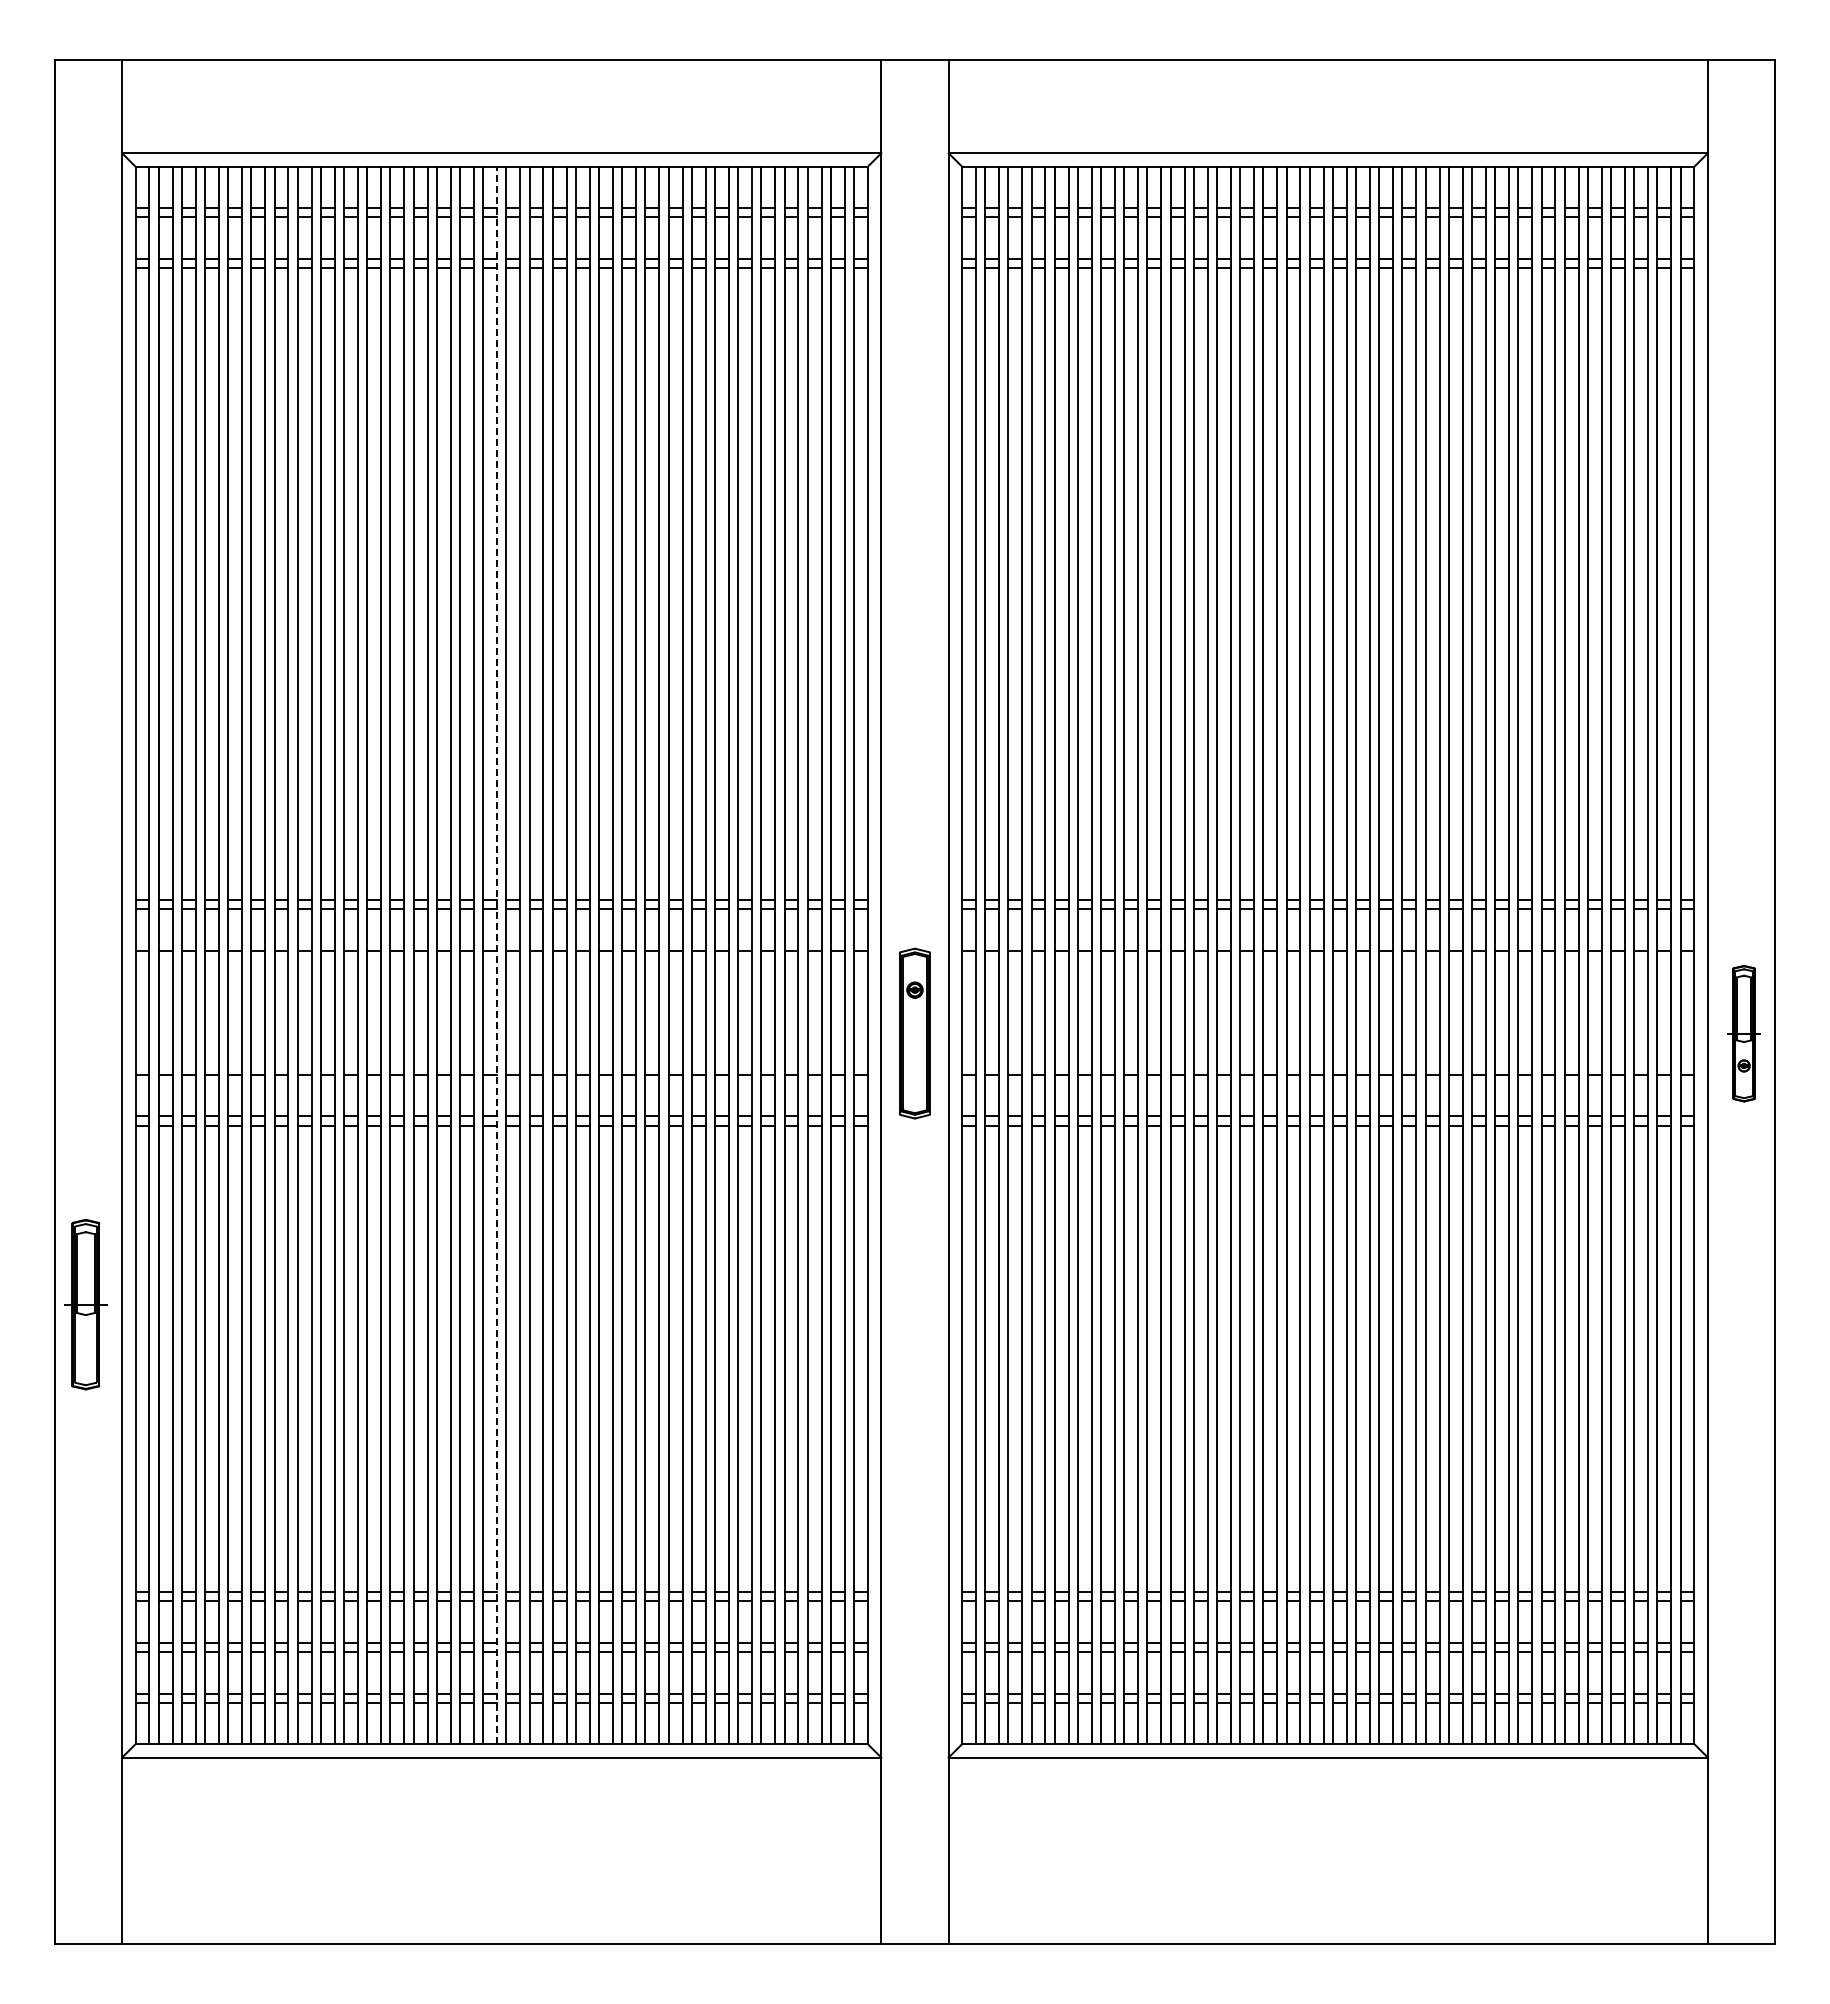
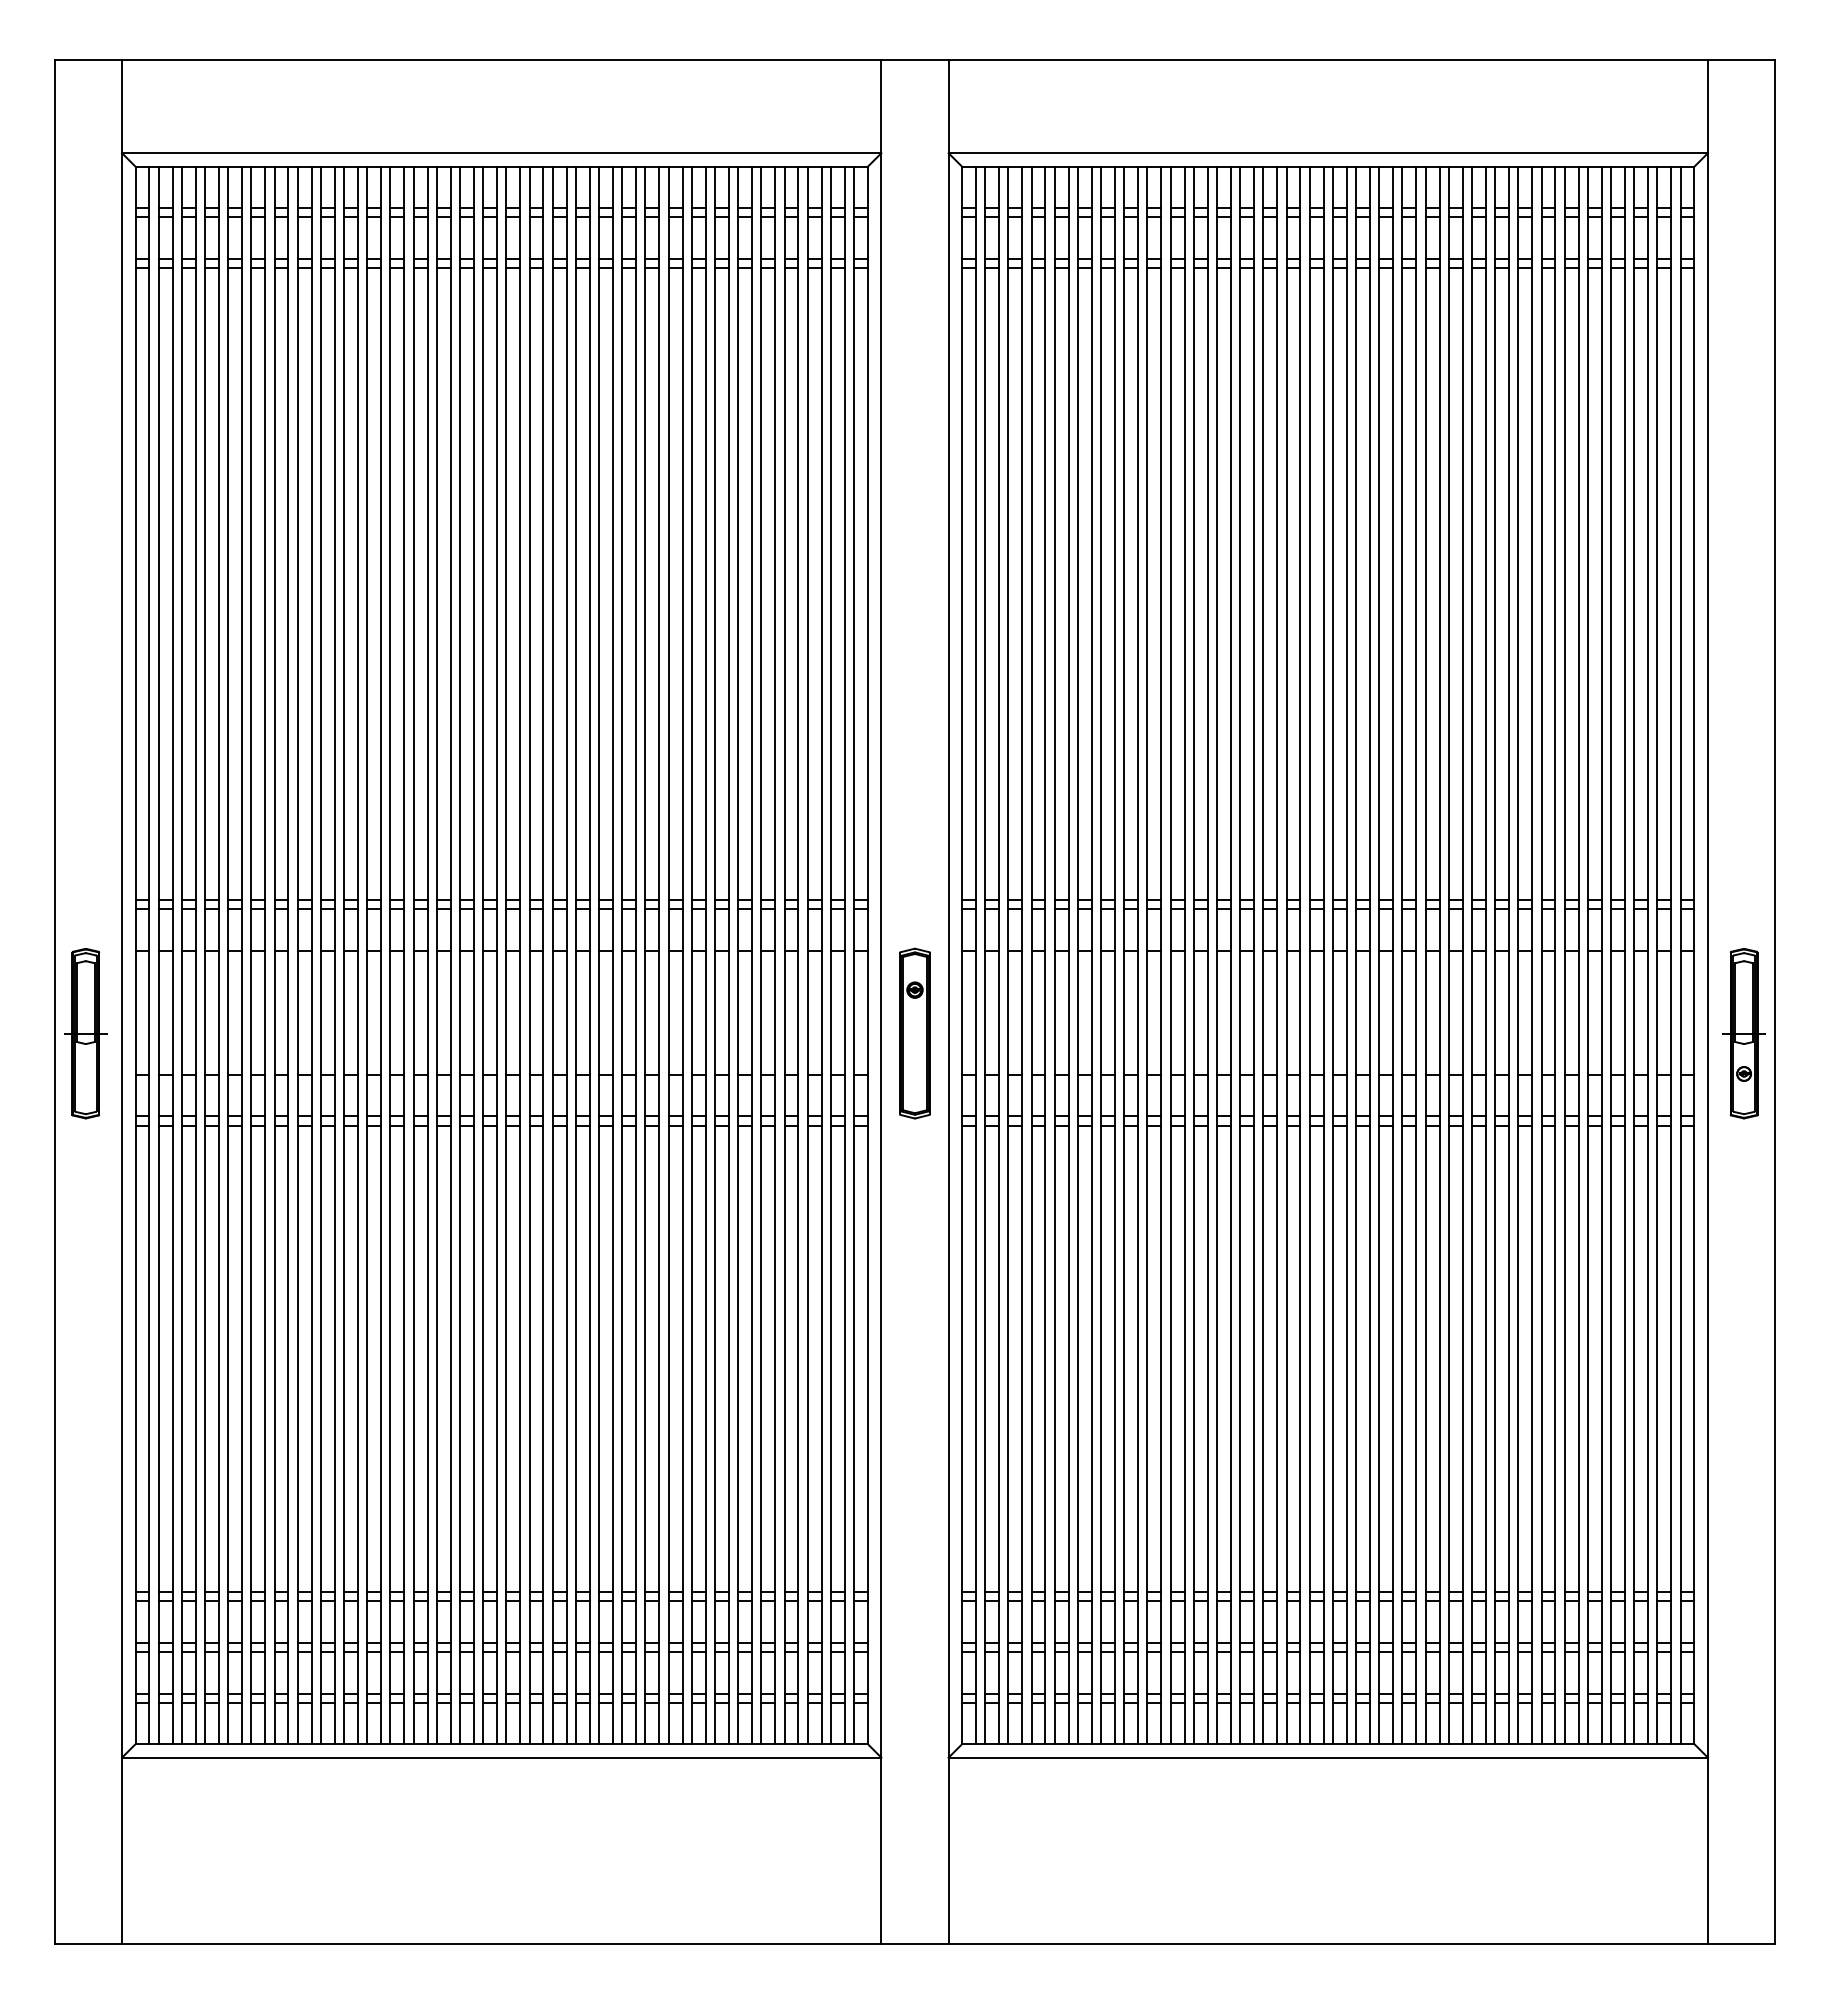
line: dashed -> solid (497, 955)
part size: 34x138 px -> 44x172 px (1743, 1033)
part position: (85, 1304) -> (85, 1033) (85, 1033)
